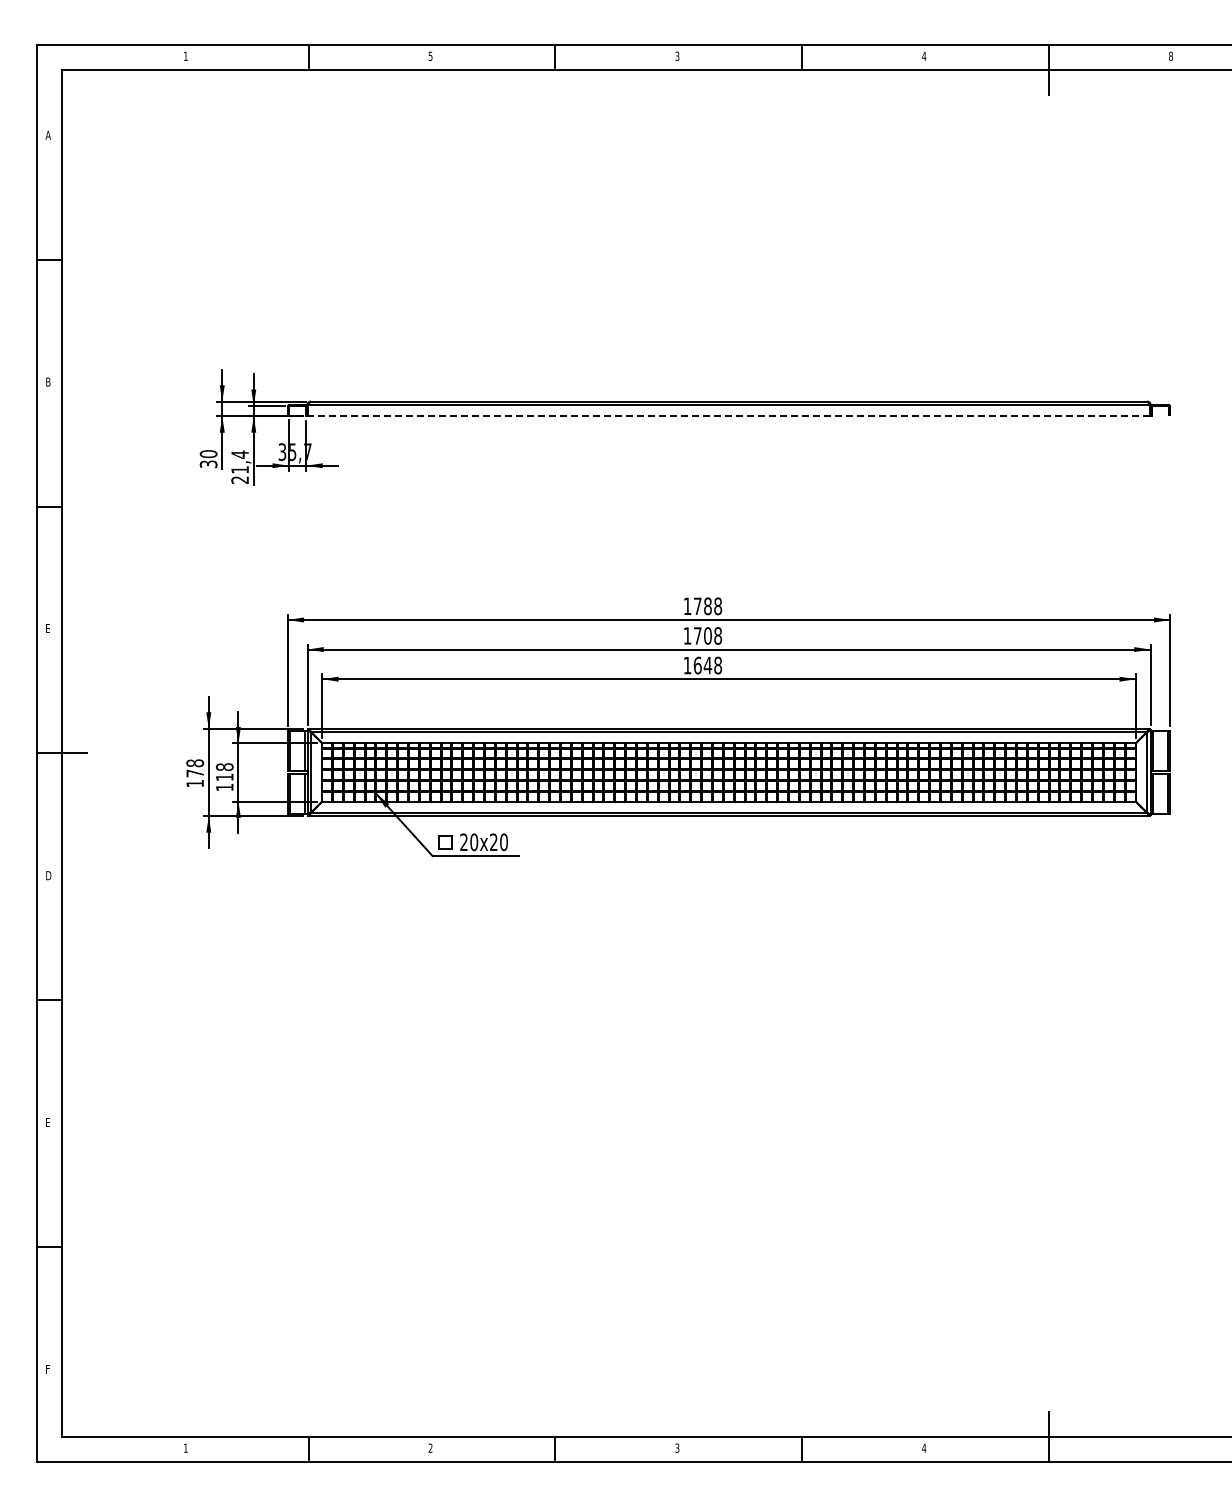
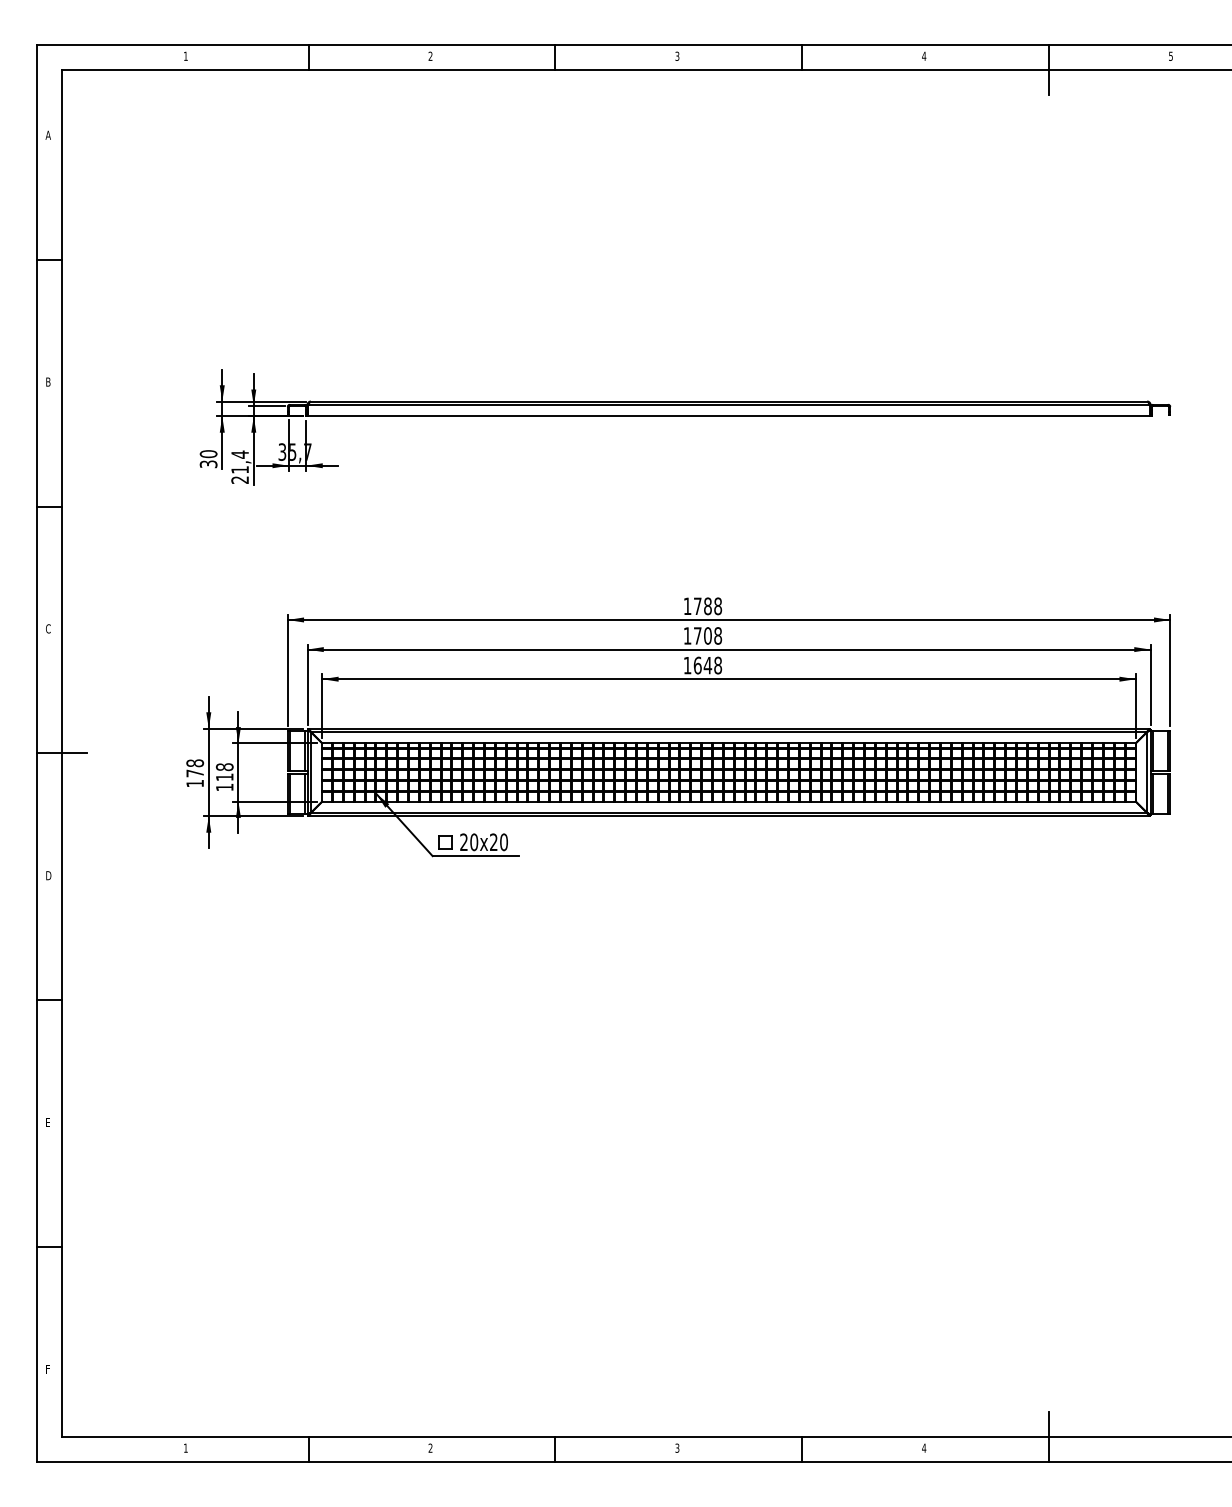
text: 5 -> 2 (430, 55)
text: 8 -> 5 (1171, 55)
line: dashed -> solid (728, 416)
text: E -> C (48, 628)
